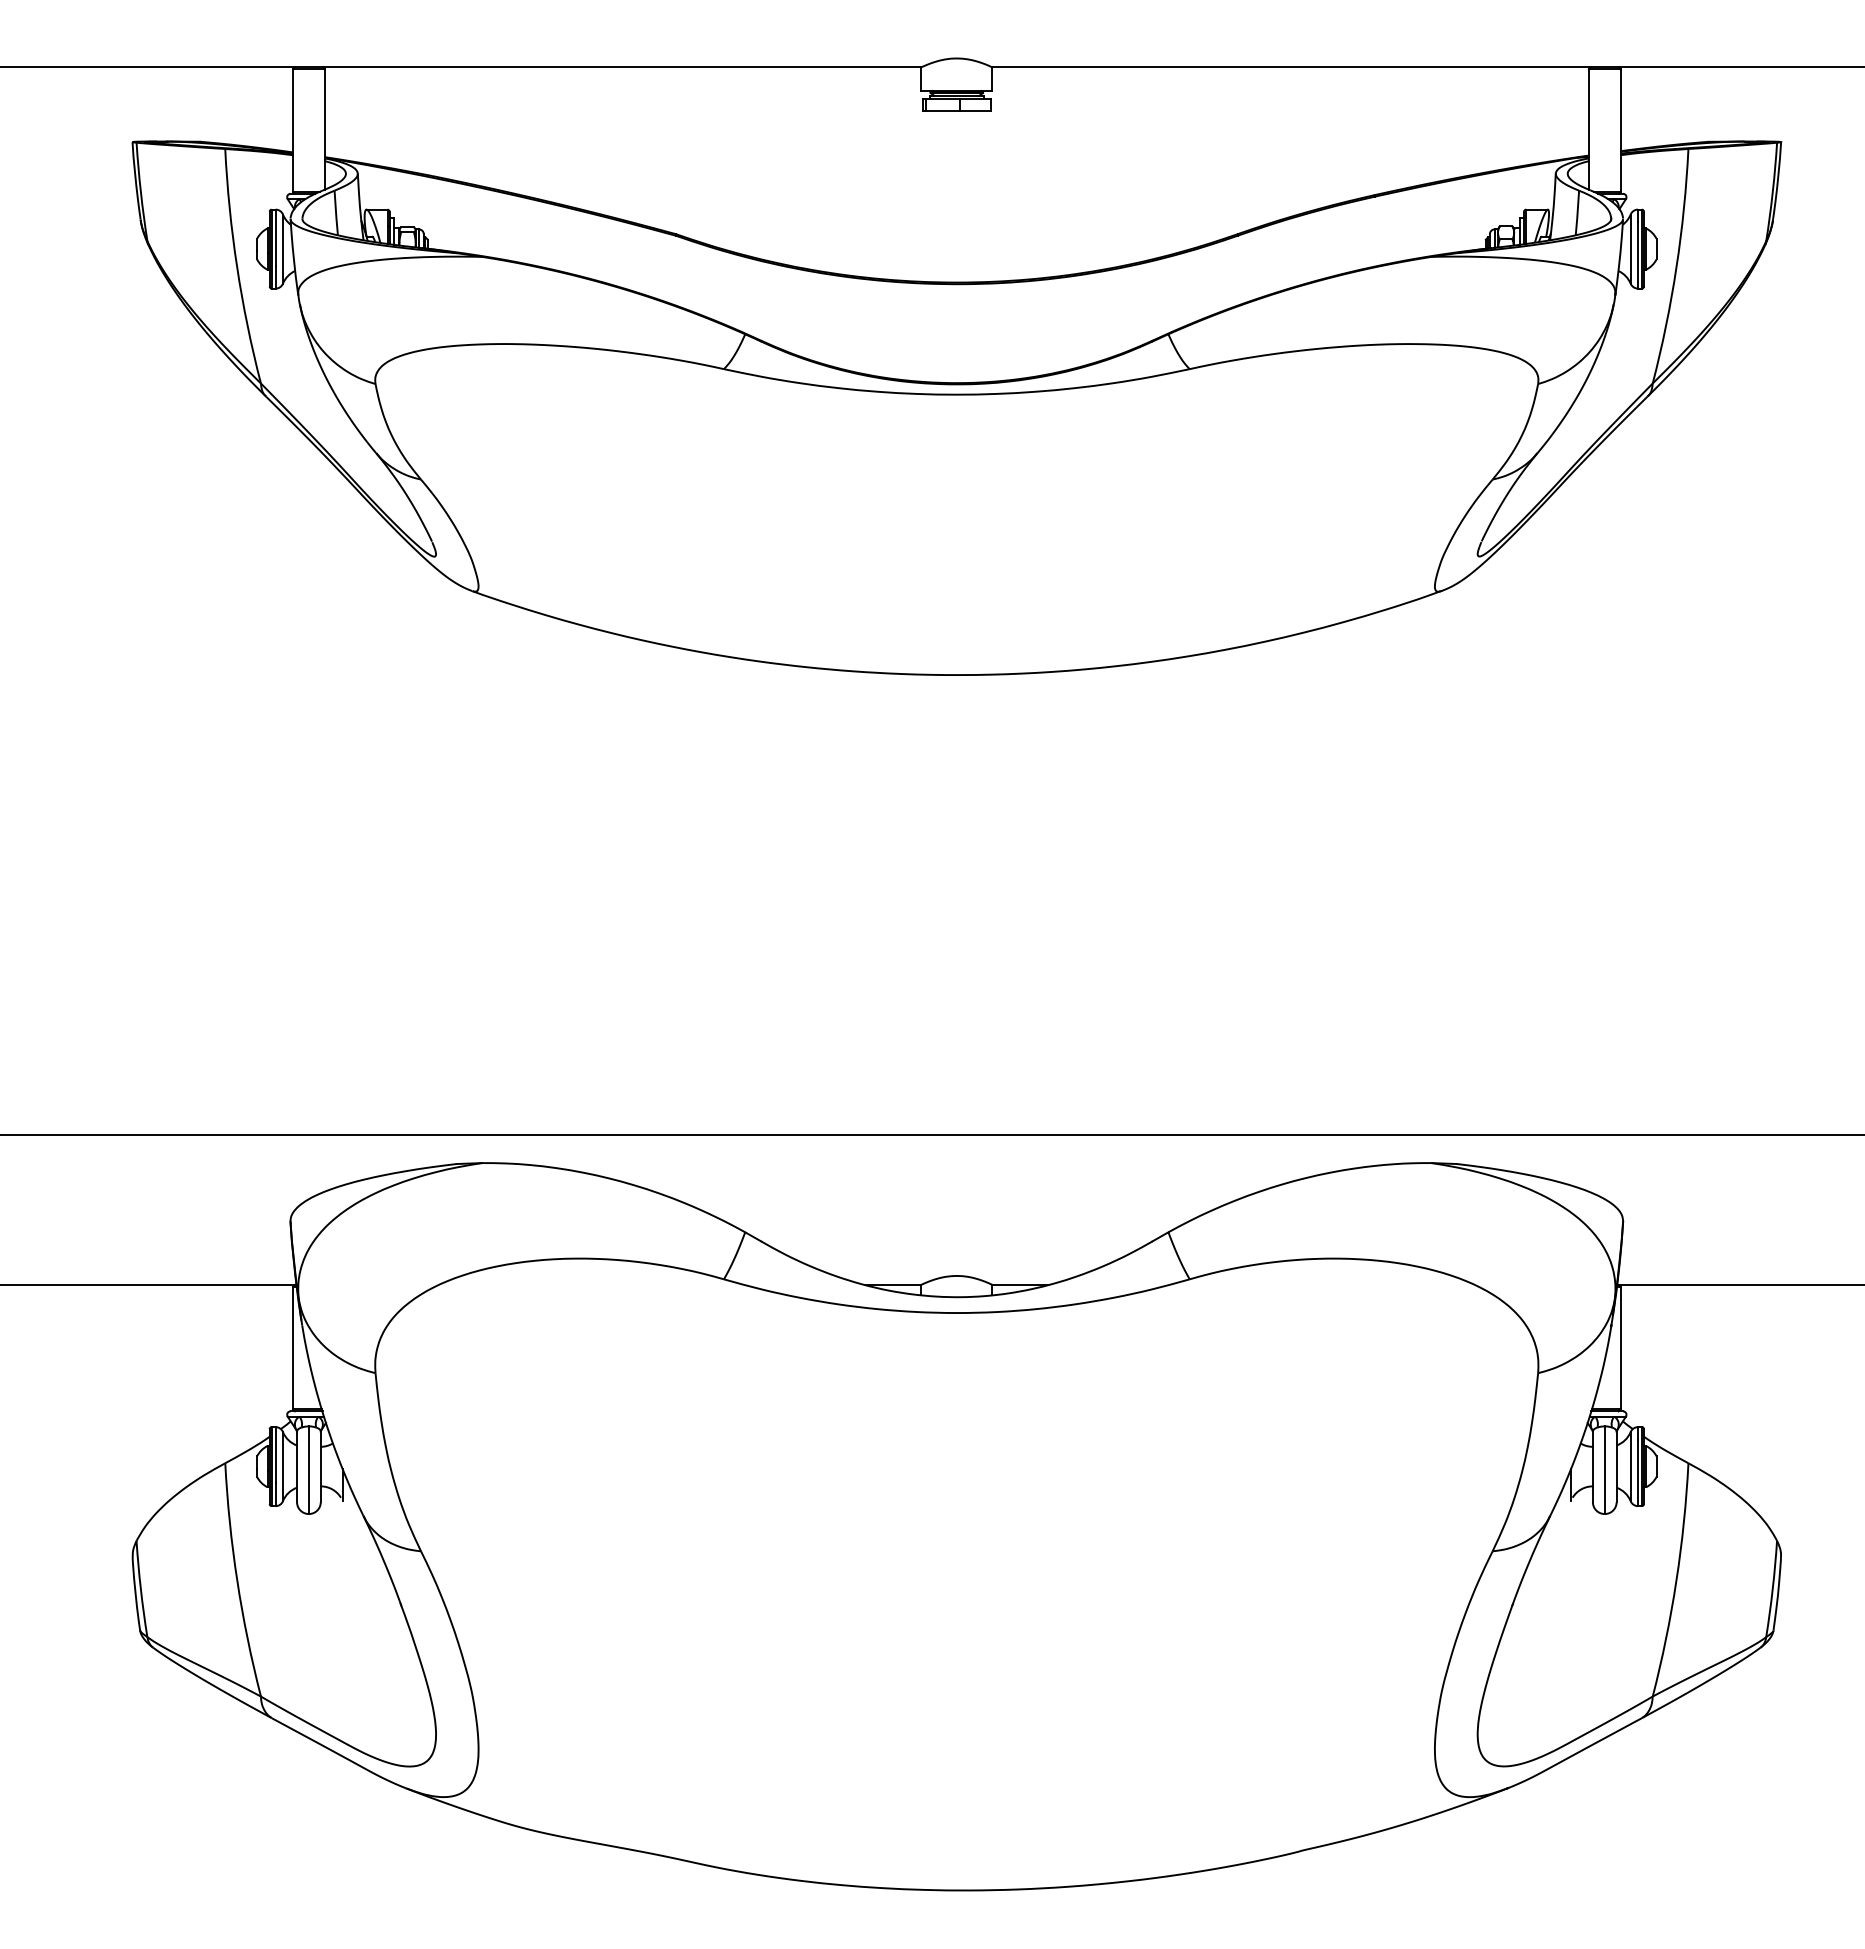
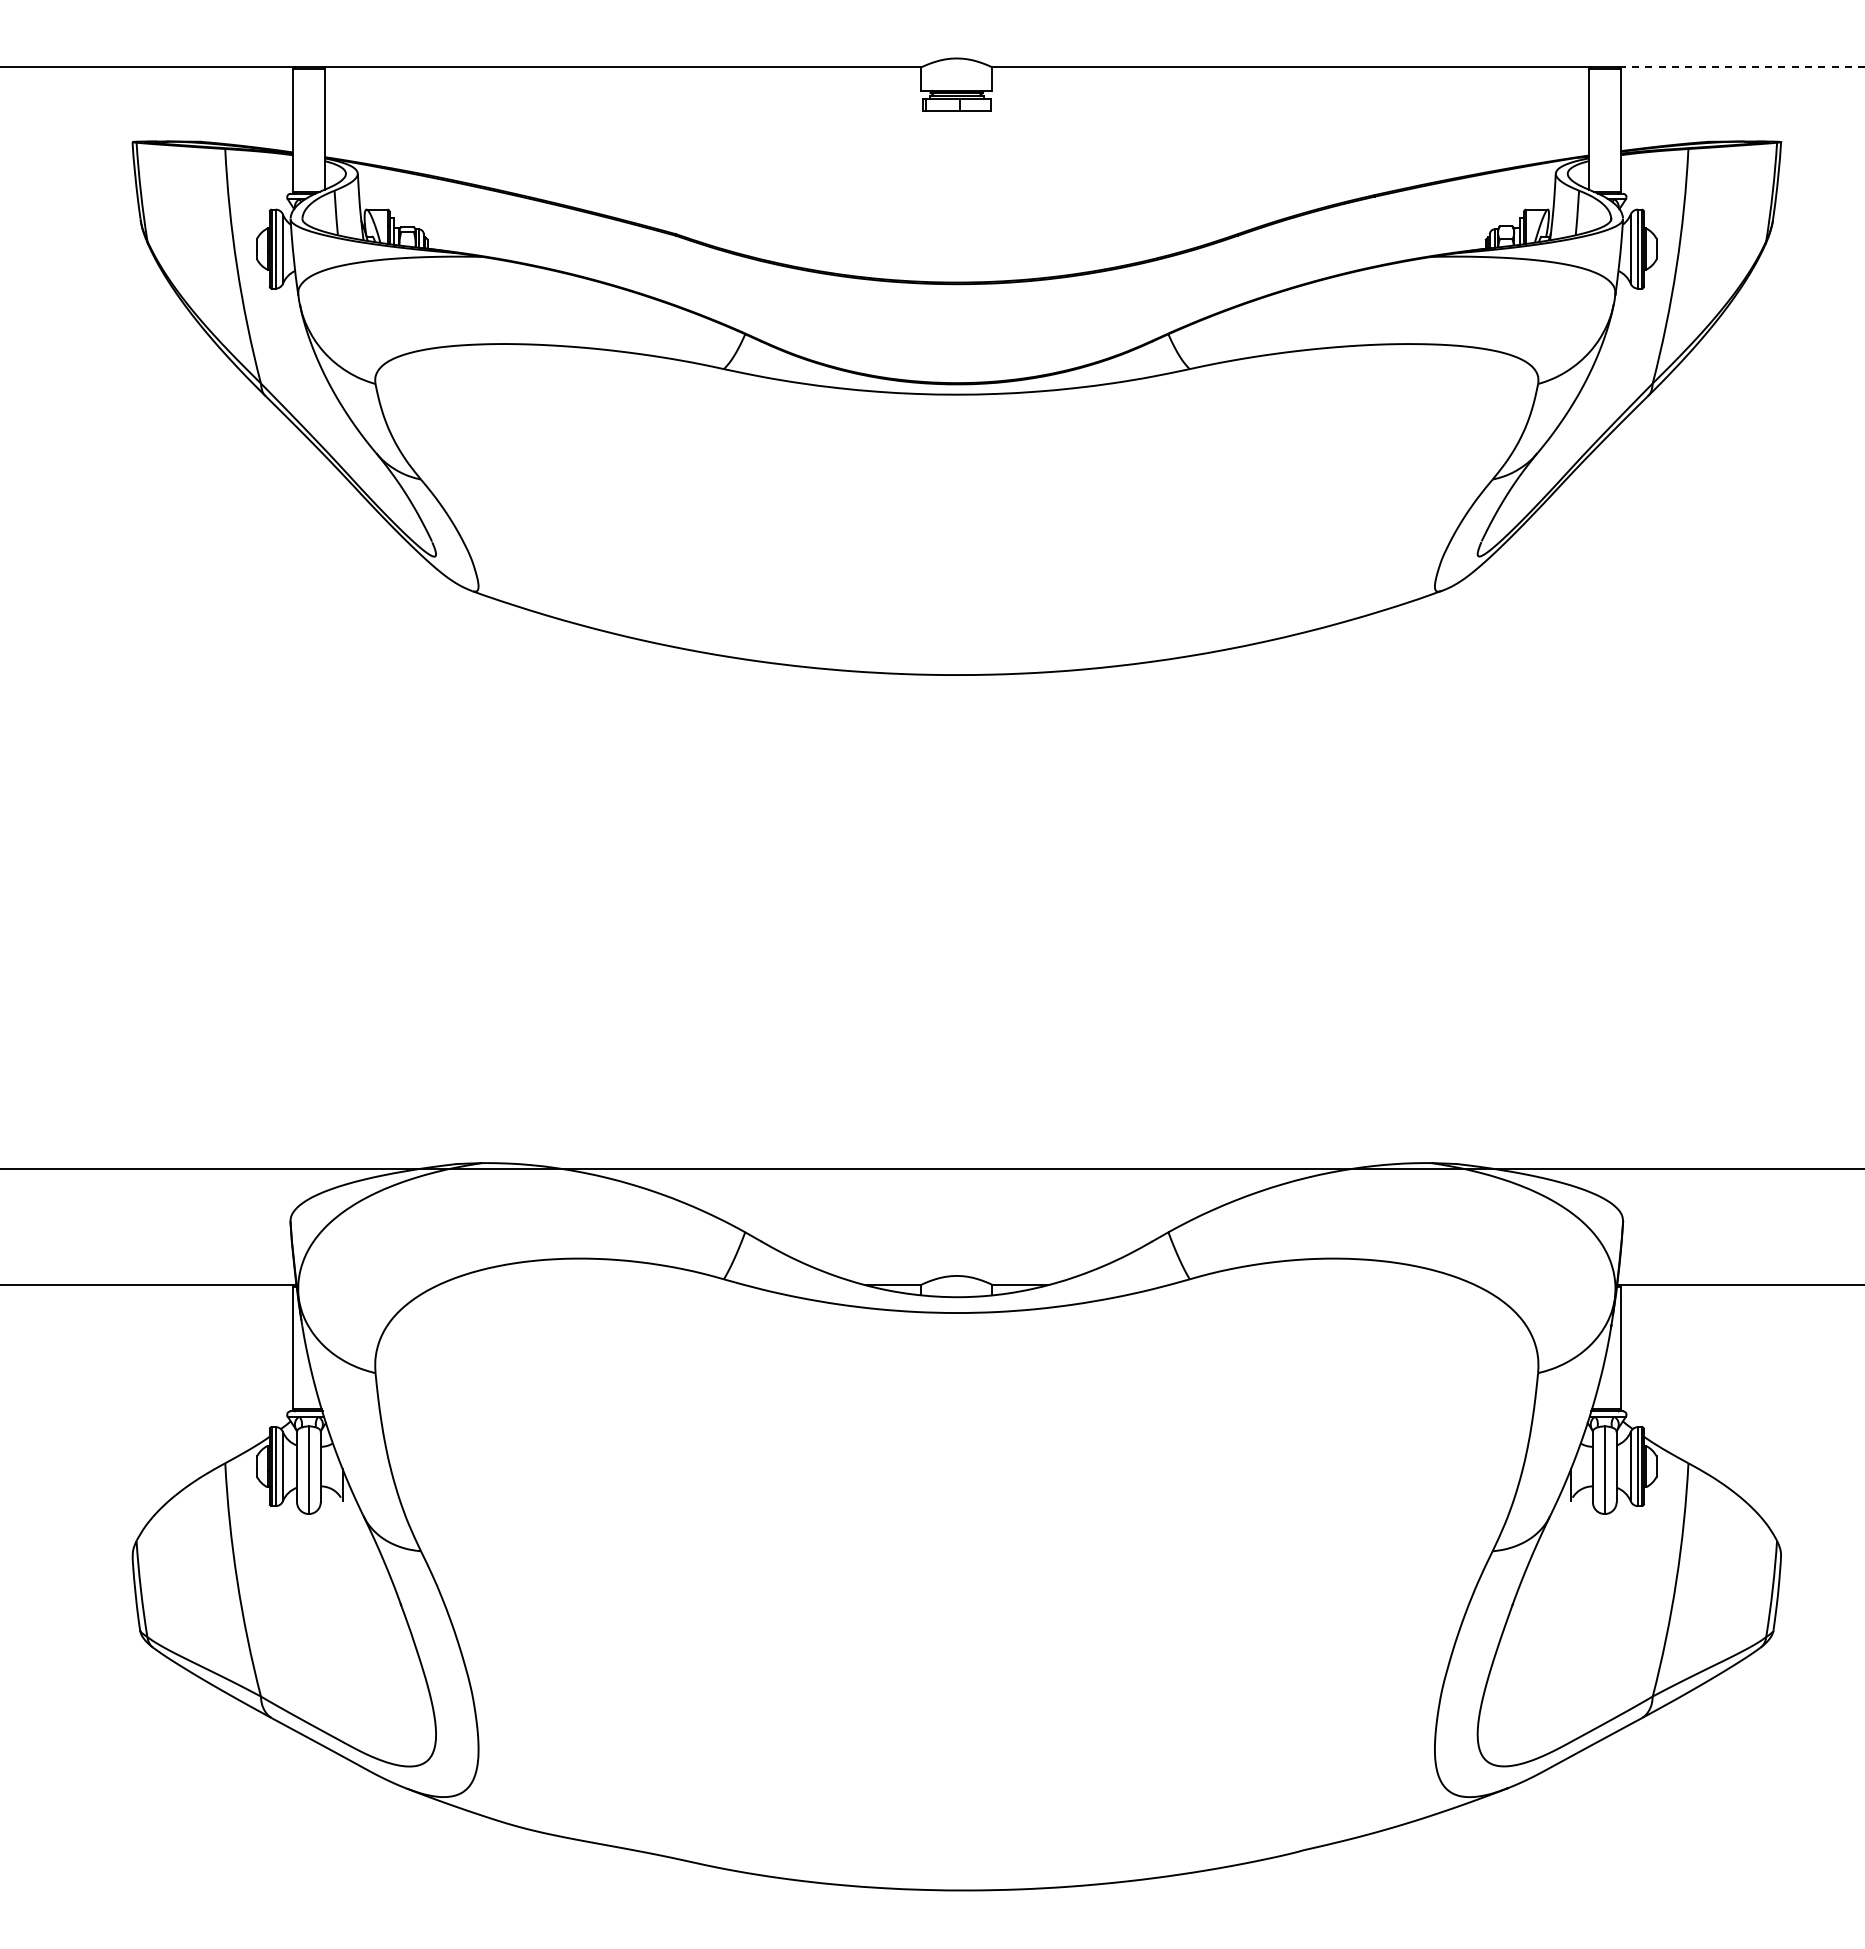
line: solid -> dashed (1741, 67)
line position: (931, 1134) -> (931, 1168) (931, 1168)
